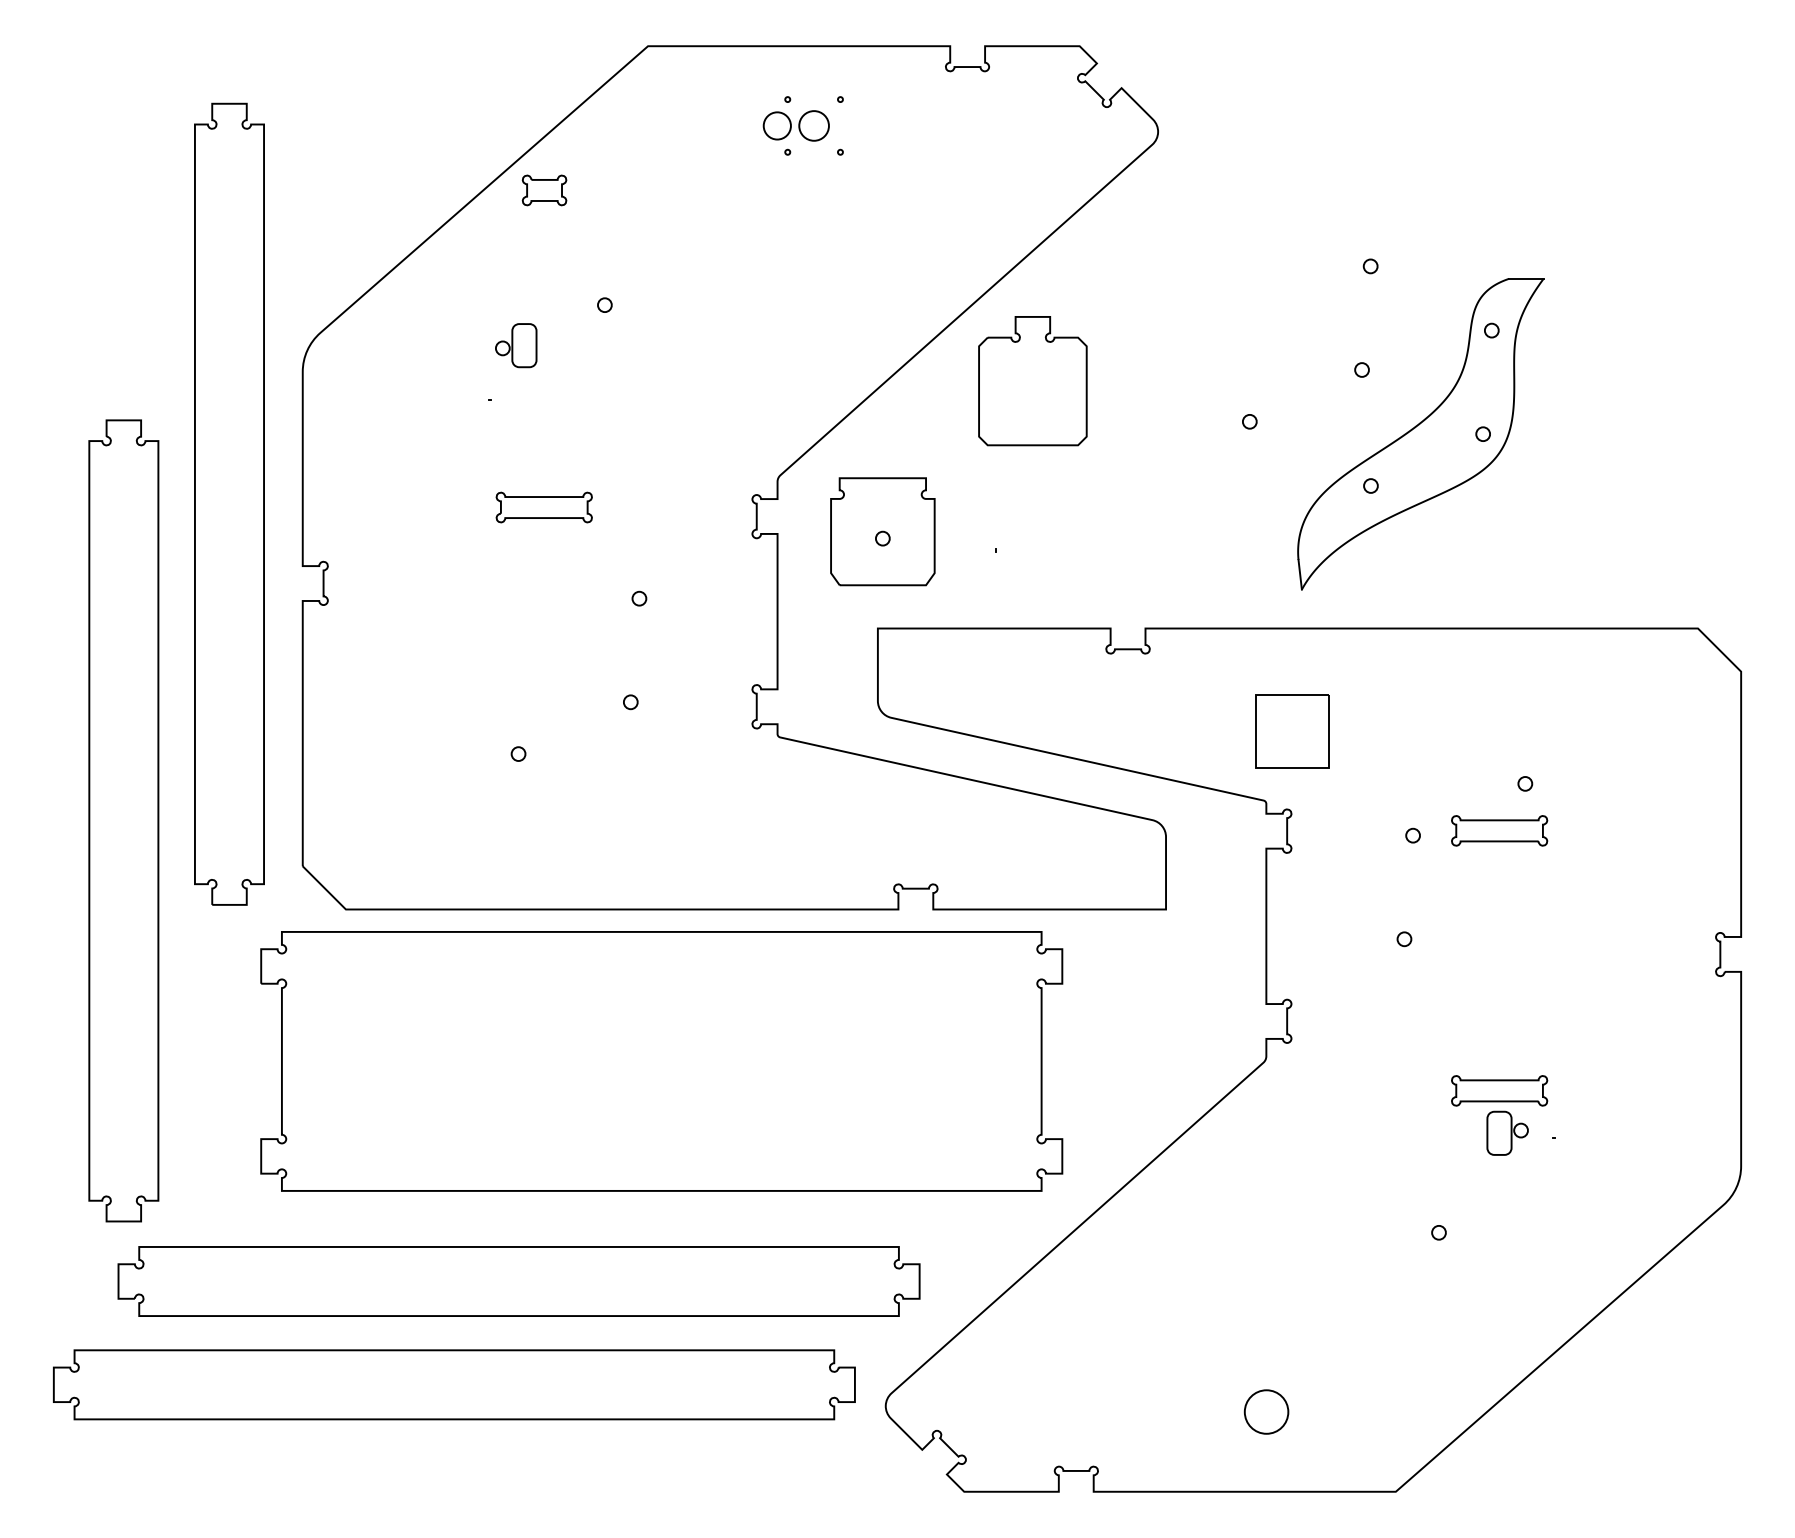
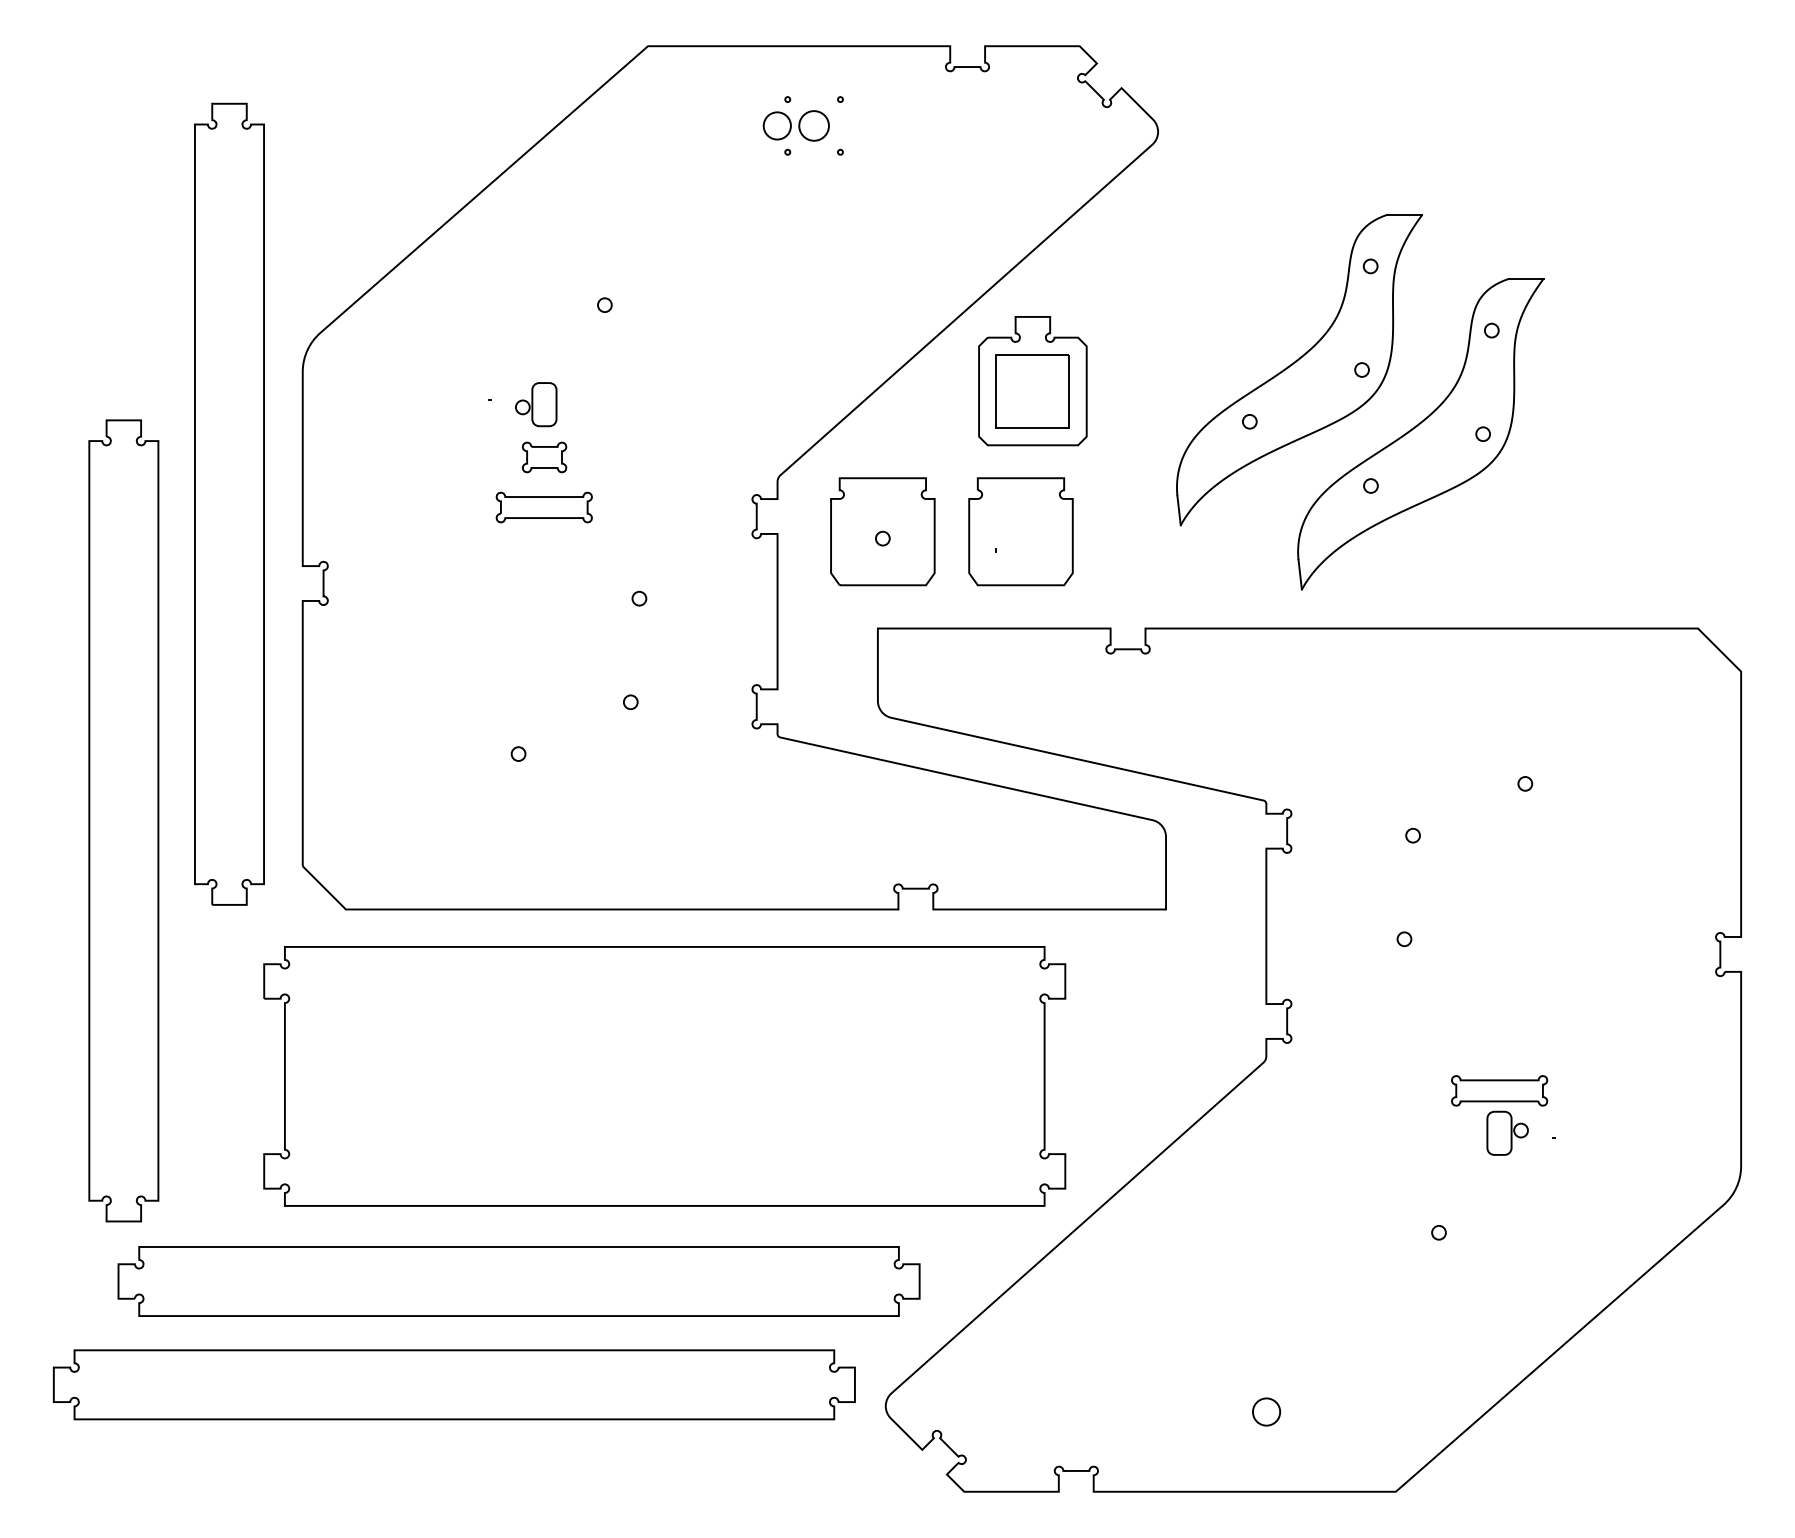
part position: (544, 190) -> (544, 457) (544, 457)
part position: (516, 345) -> (536, 404) (536, 404)
part: none -> present (1299, 369)
part: none -> present (1020, 531)
part position: (1292, 731) -> (1032, 391) (1032, 391)
part: present -> none (1499, 830)
part position: (661, 1061) -> (664, 1076) (664, 1076)
circle diameter: 44 px -> 27 px (1266, 1411)
